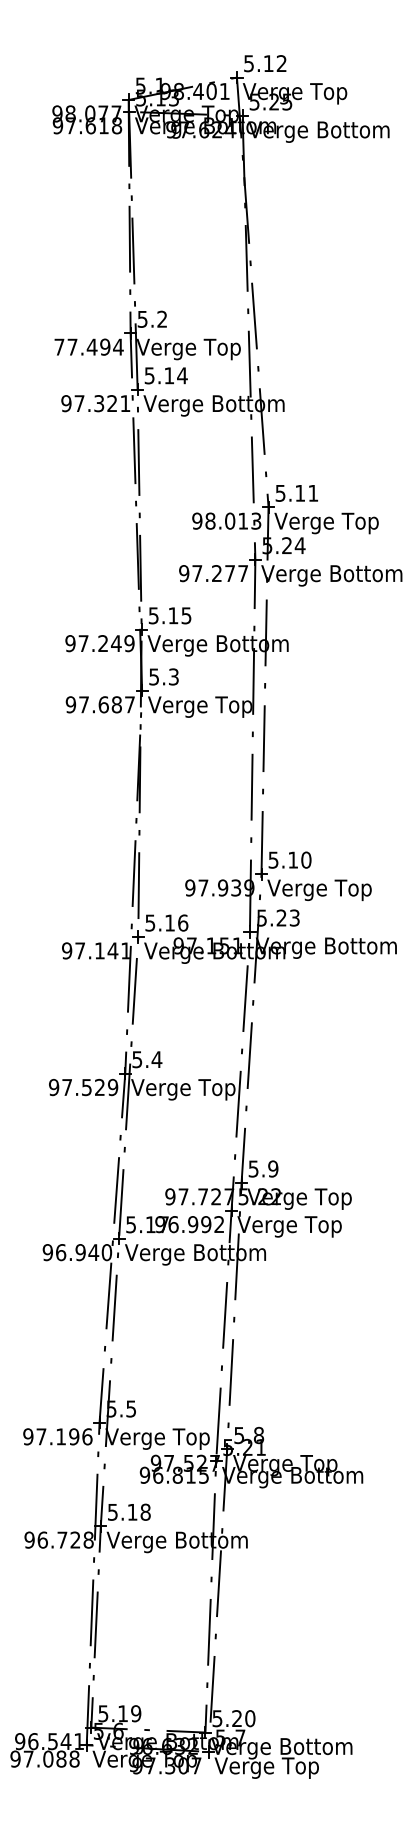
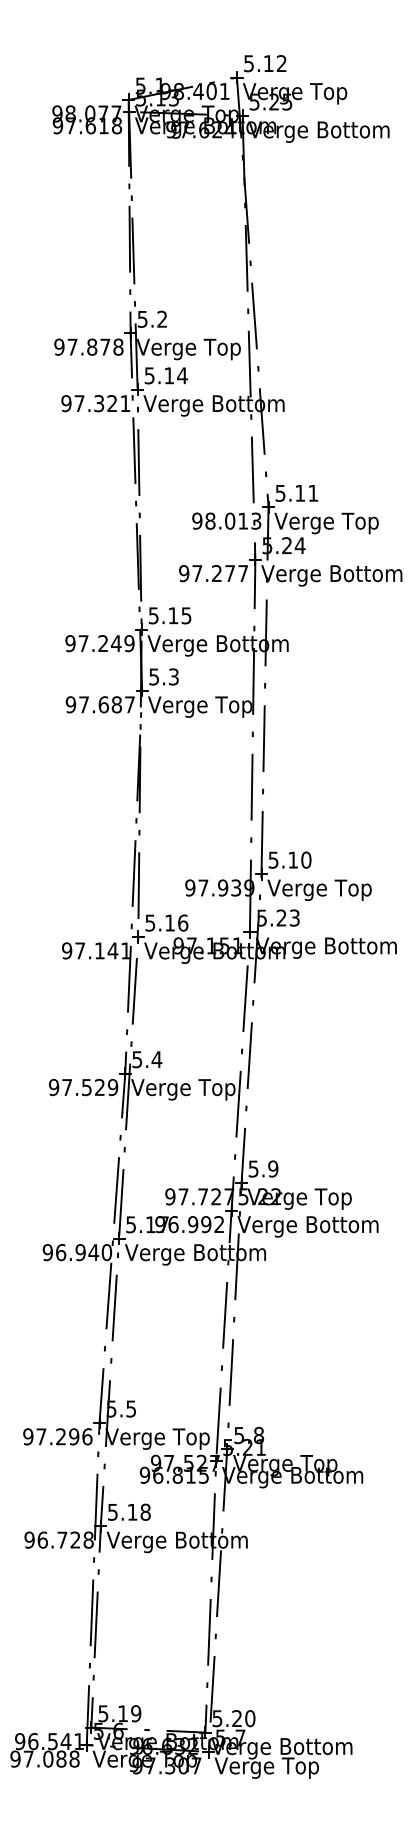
text: 77.494 -> 97.878 (88, 346)
text: Verge Top -> Verge Bottom (341, 1226)
text: 97.196 -> 97.296 (60, 1436)
